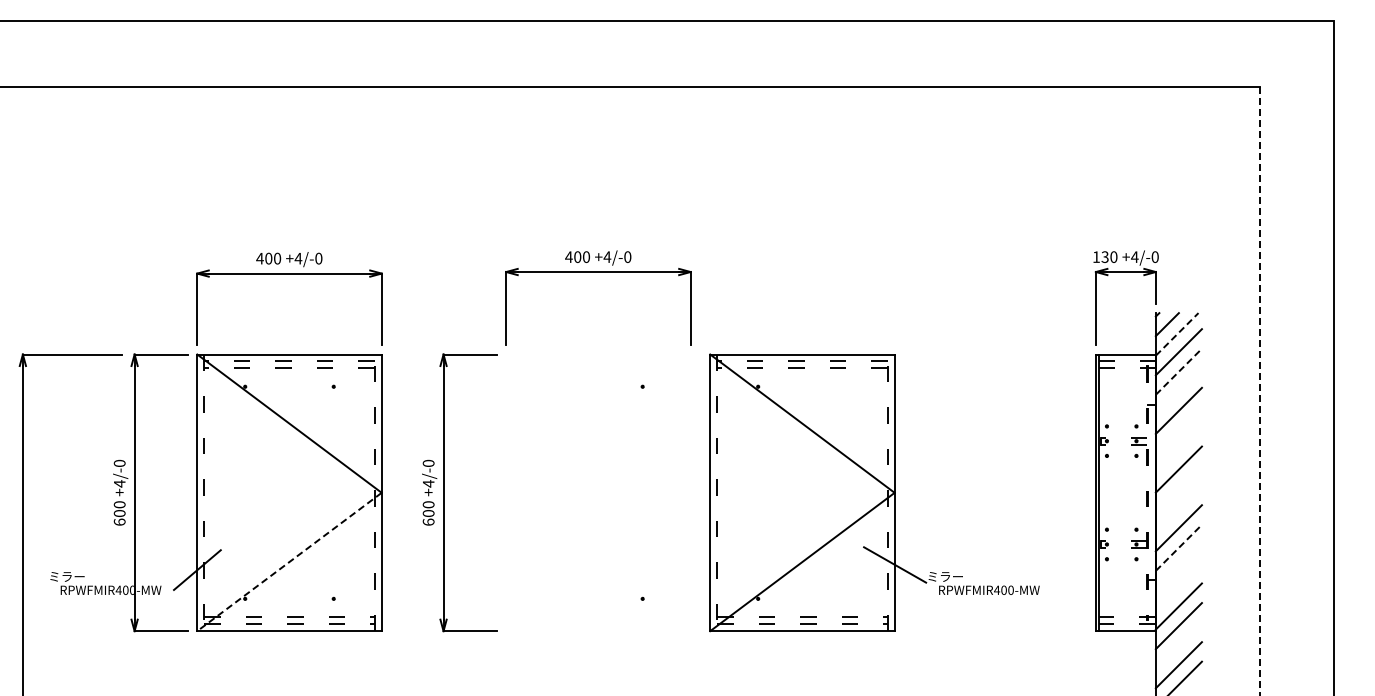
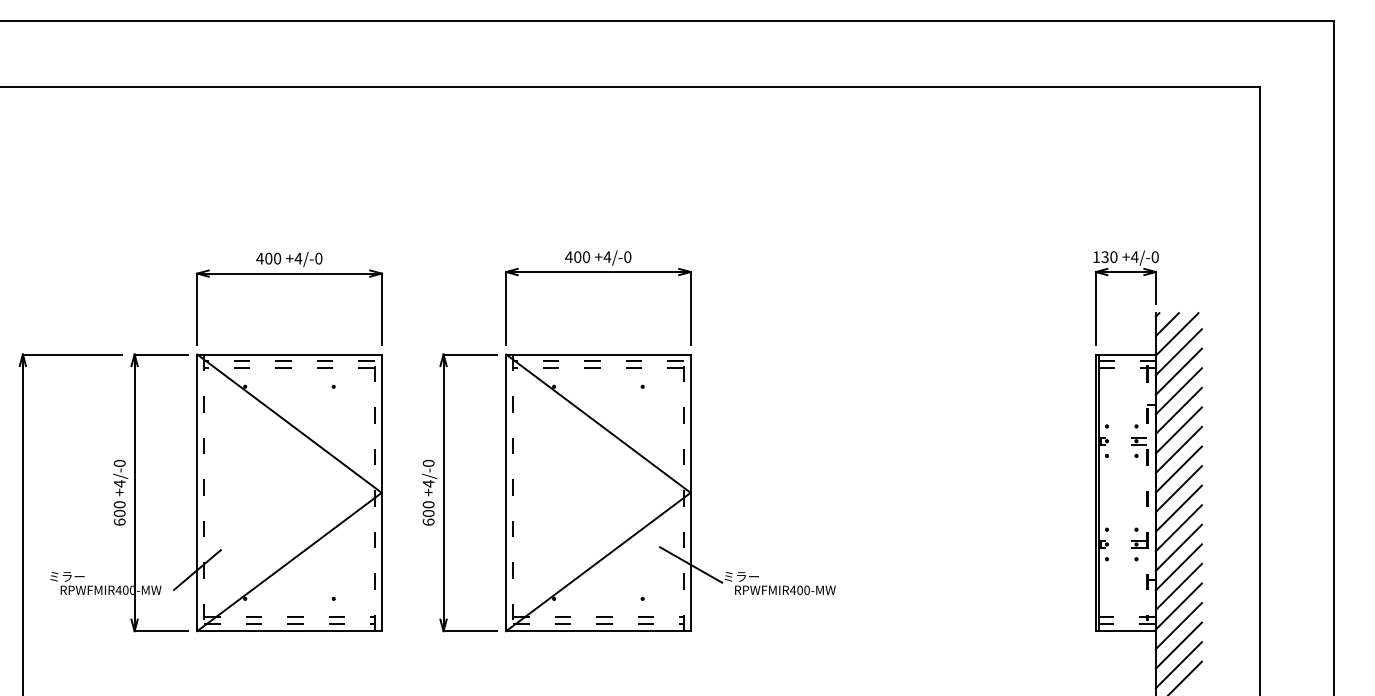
line: dashed -> solid (1177, 334)
line: dashed -> solid (1178, 371)
line: none -> present (1178, 391)
line: dashed -> solid (1259, 391)
line: none -> present (1178, 430)
line: none -> present (1178, 449)
line: none -> present (1178, 489)
part position: (874, 492) -> (670, 492) (670, 492)
line: none -> present (1178, 508)
line: dashed -> solid (1178, 547)
line: dashed -> solid (289, 562)
line: none -> present (1178, 567)
line: none -> present (1178, 586)
line: none -> present (1178, 645)
